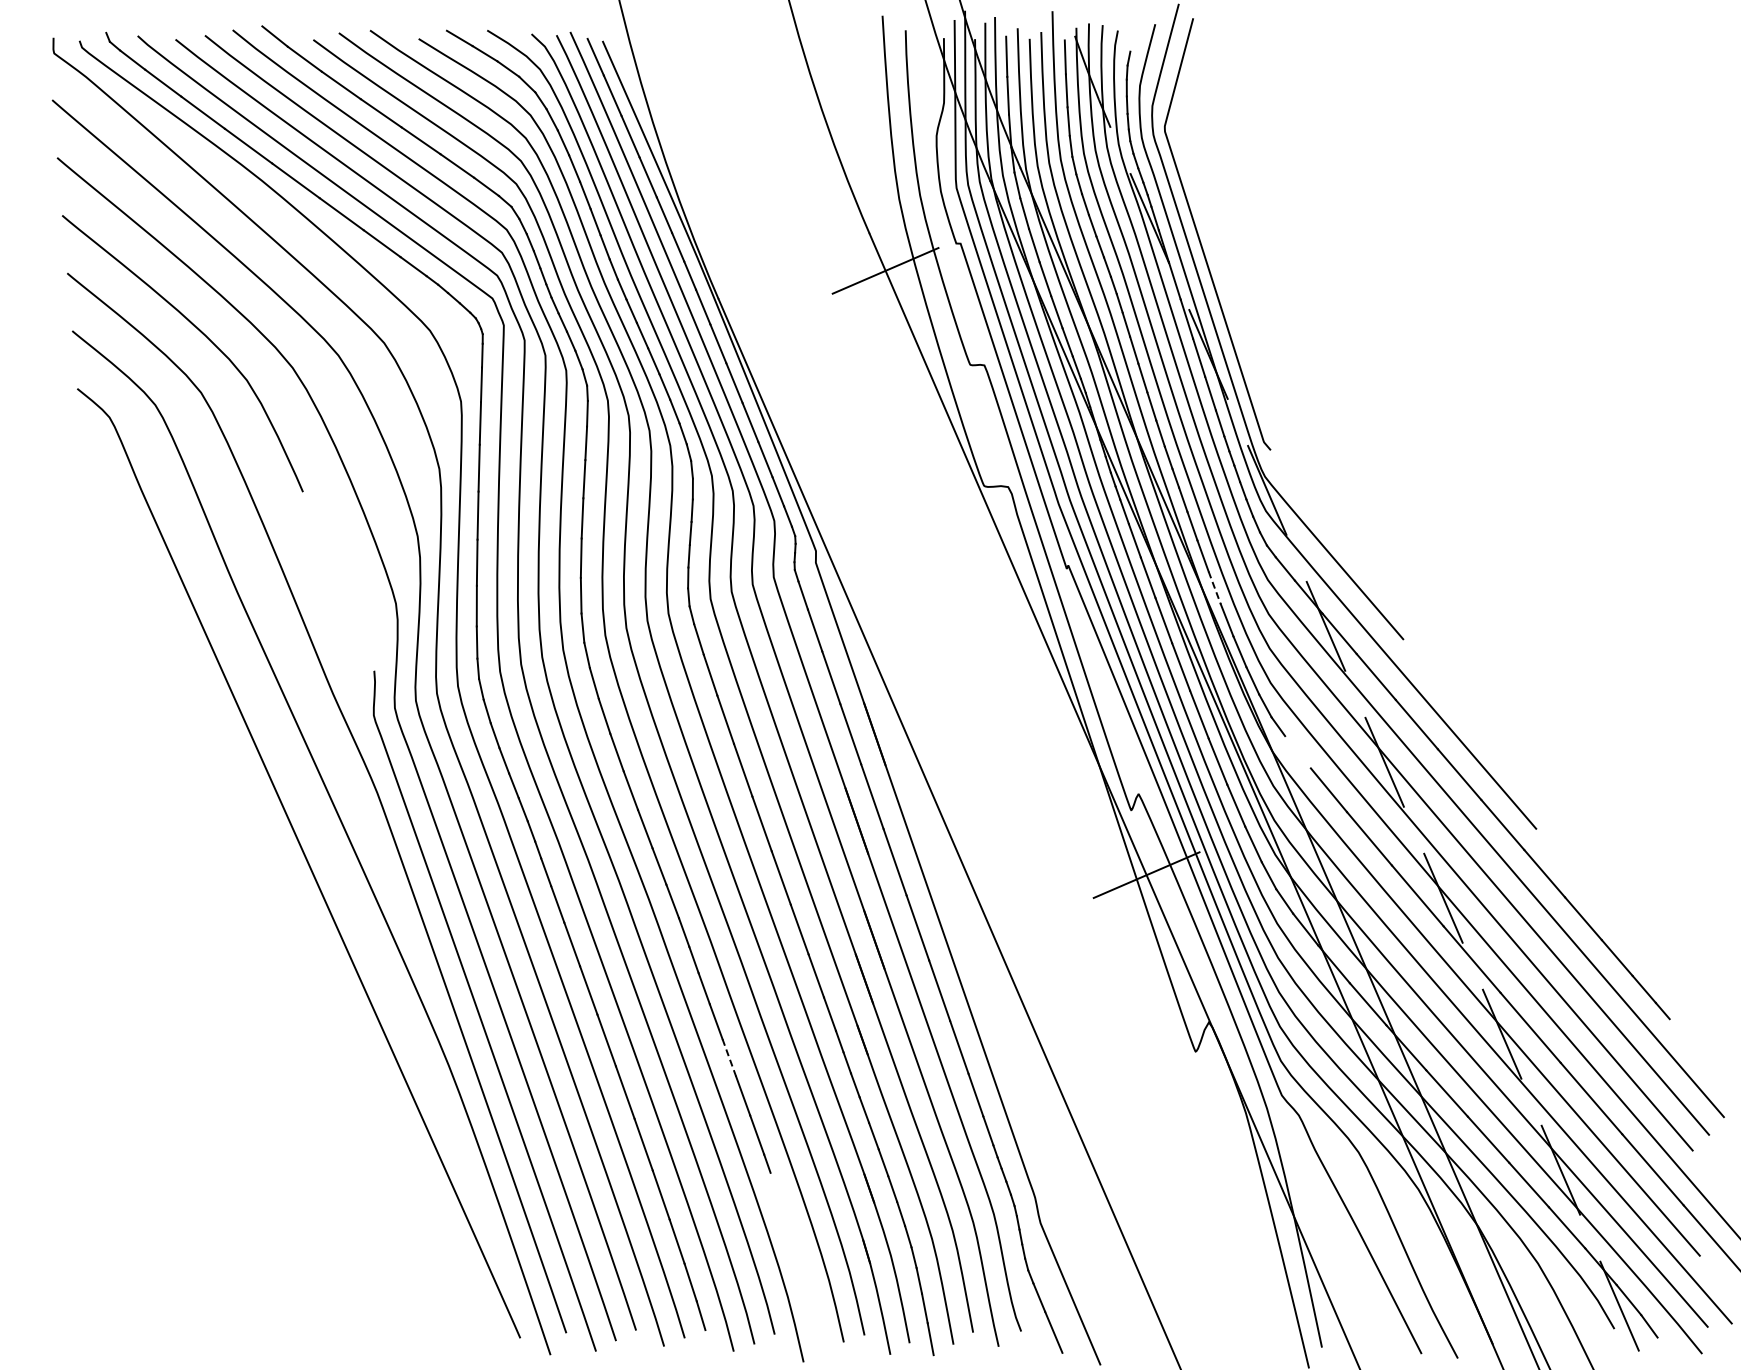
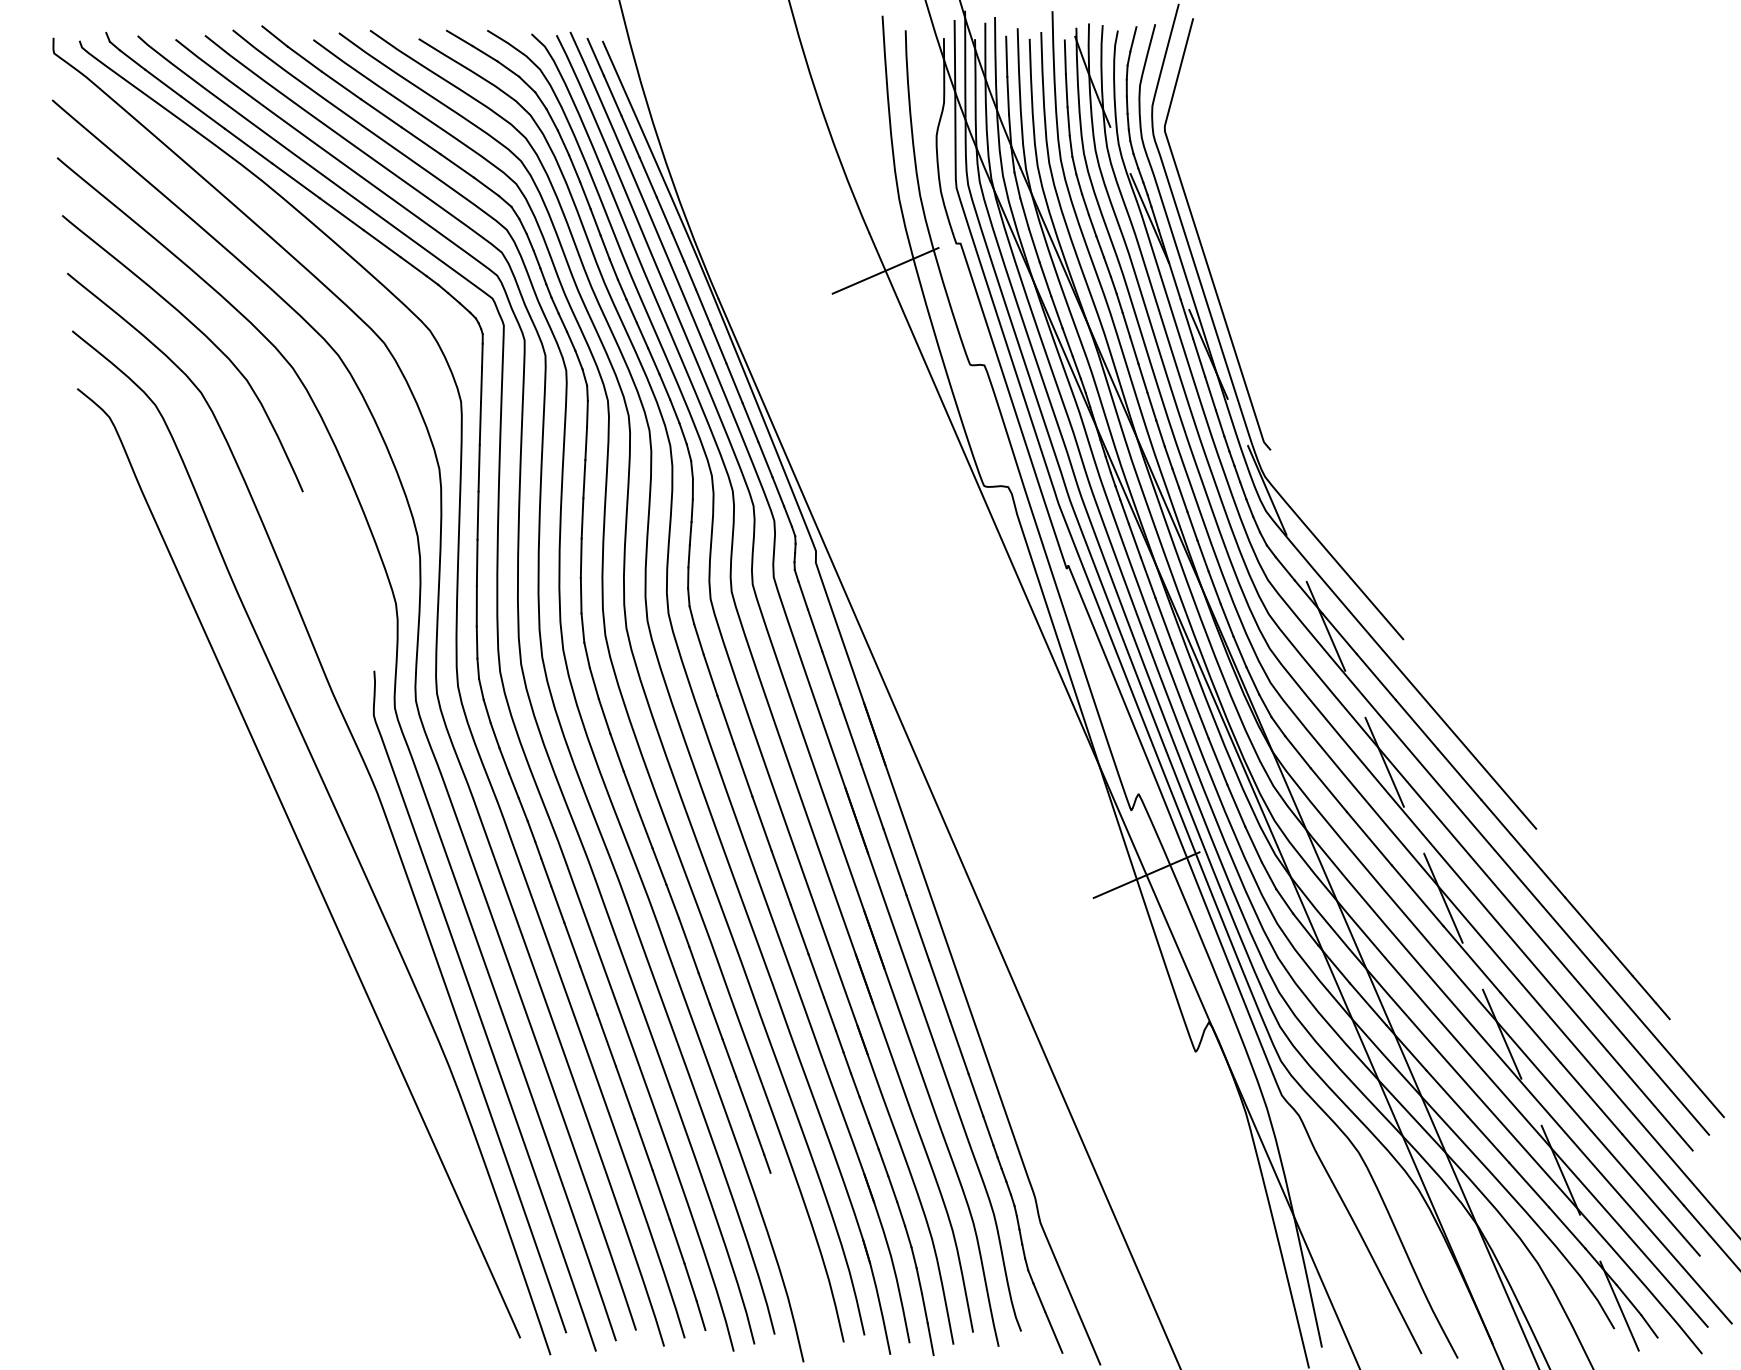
line: none -> present (1133, 39)
line: dashed -> solid (1214, 588)
line: none -> present (1297, 752)
line: dashed -> solid (729, 1057)
